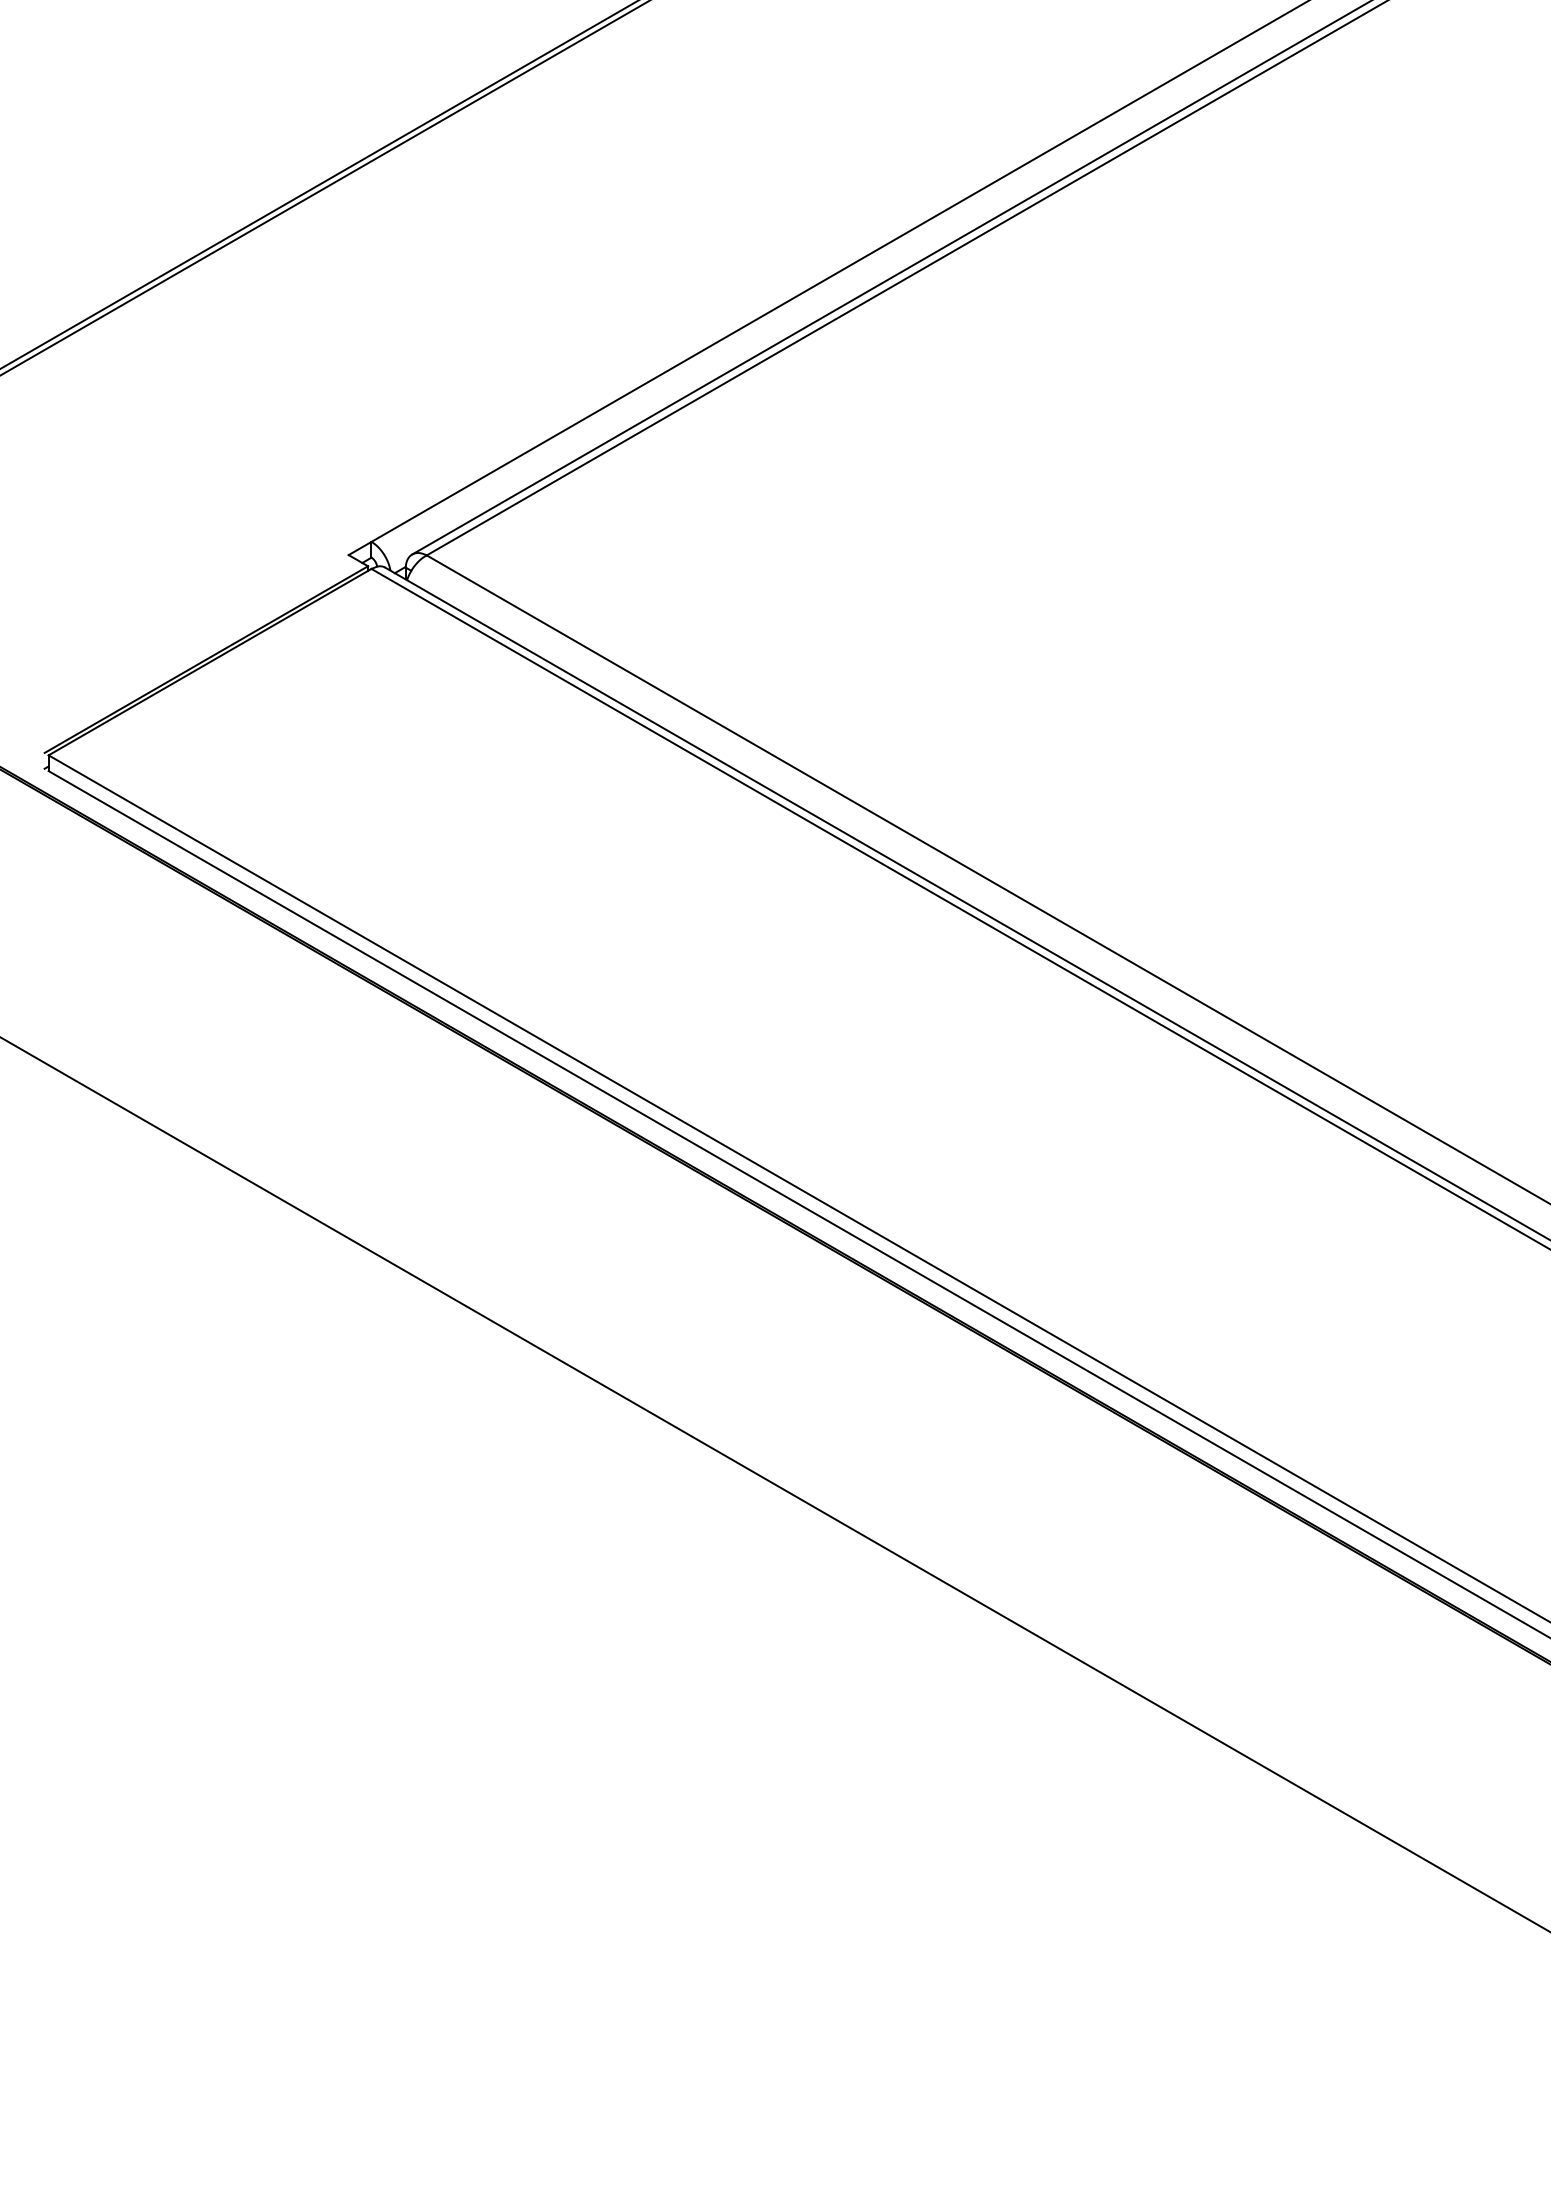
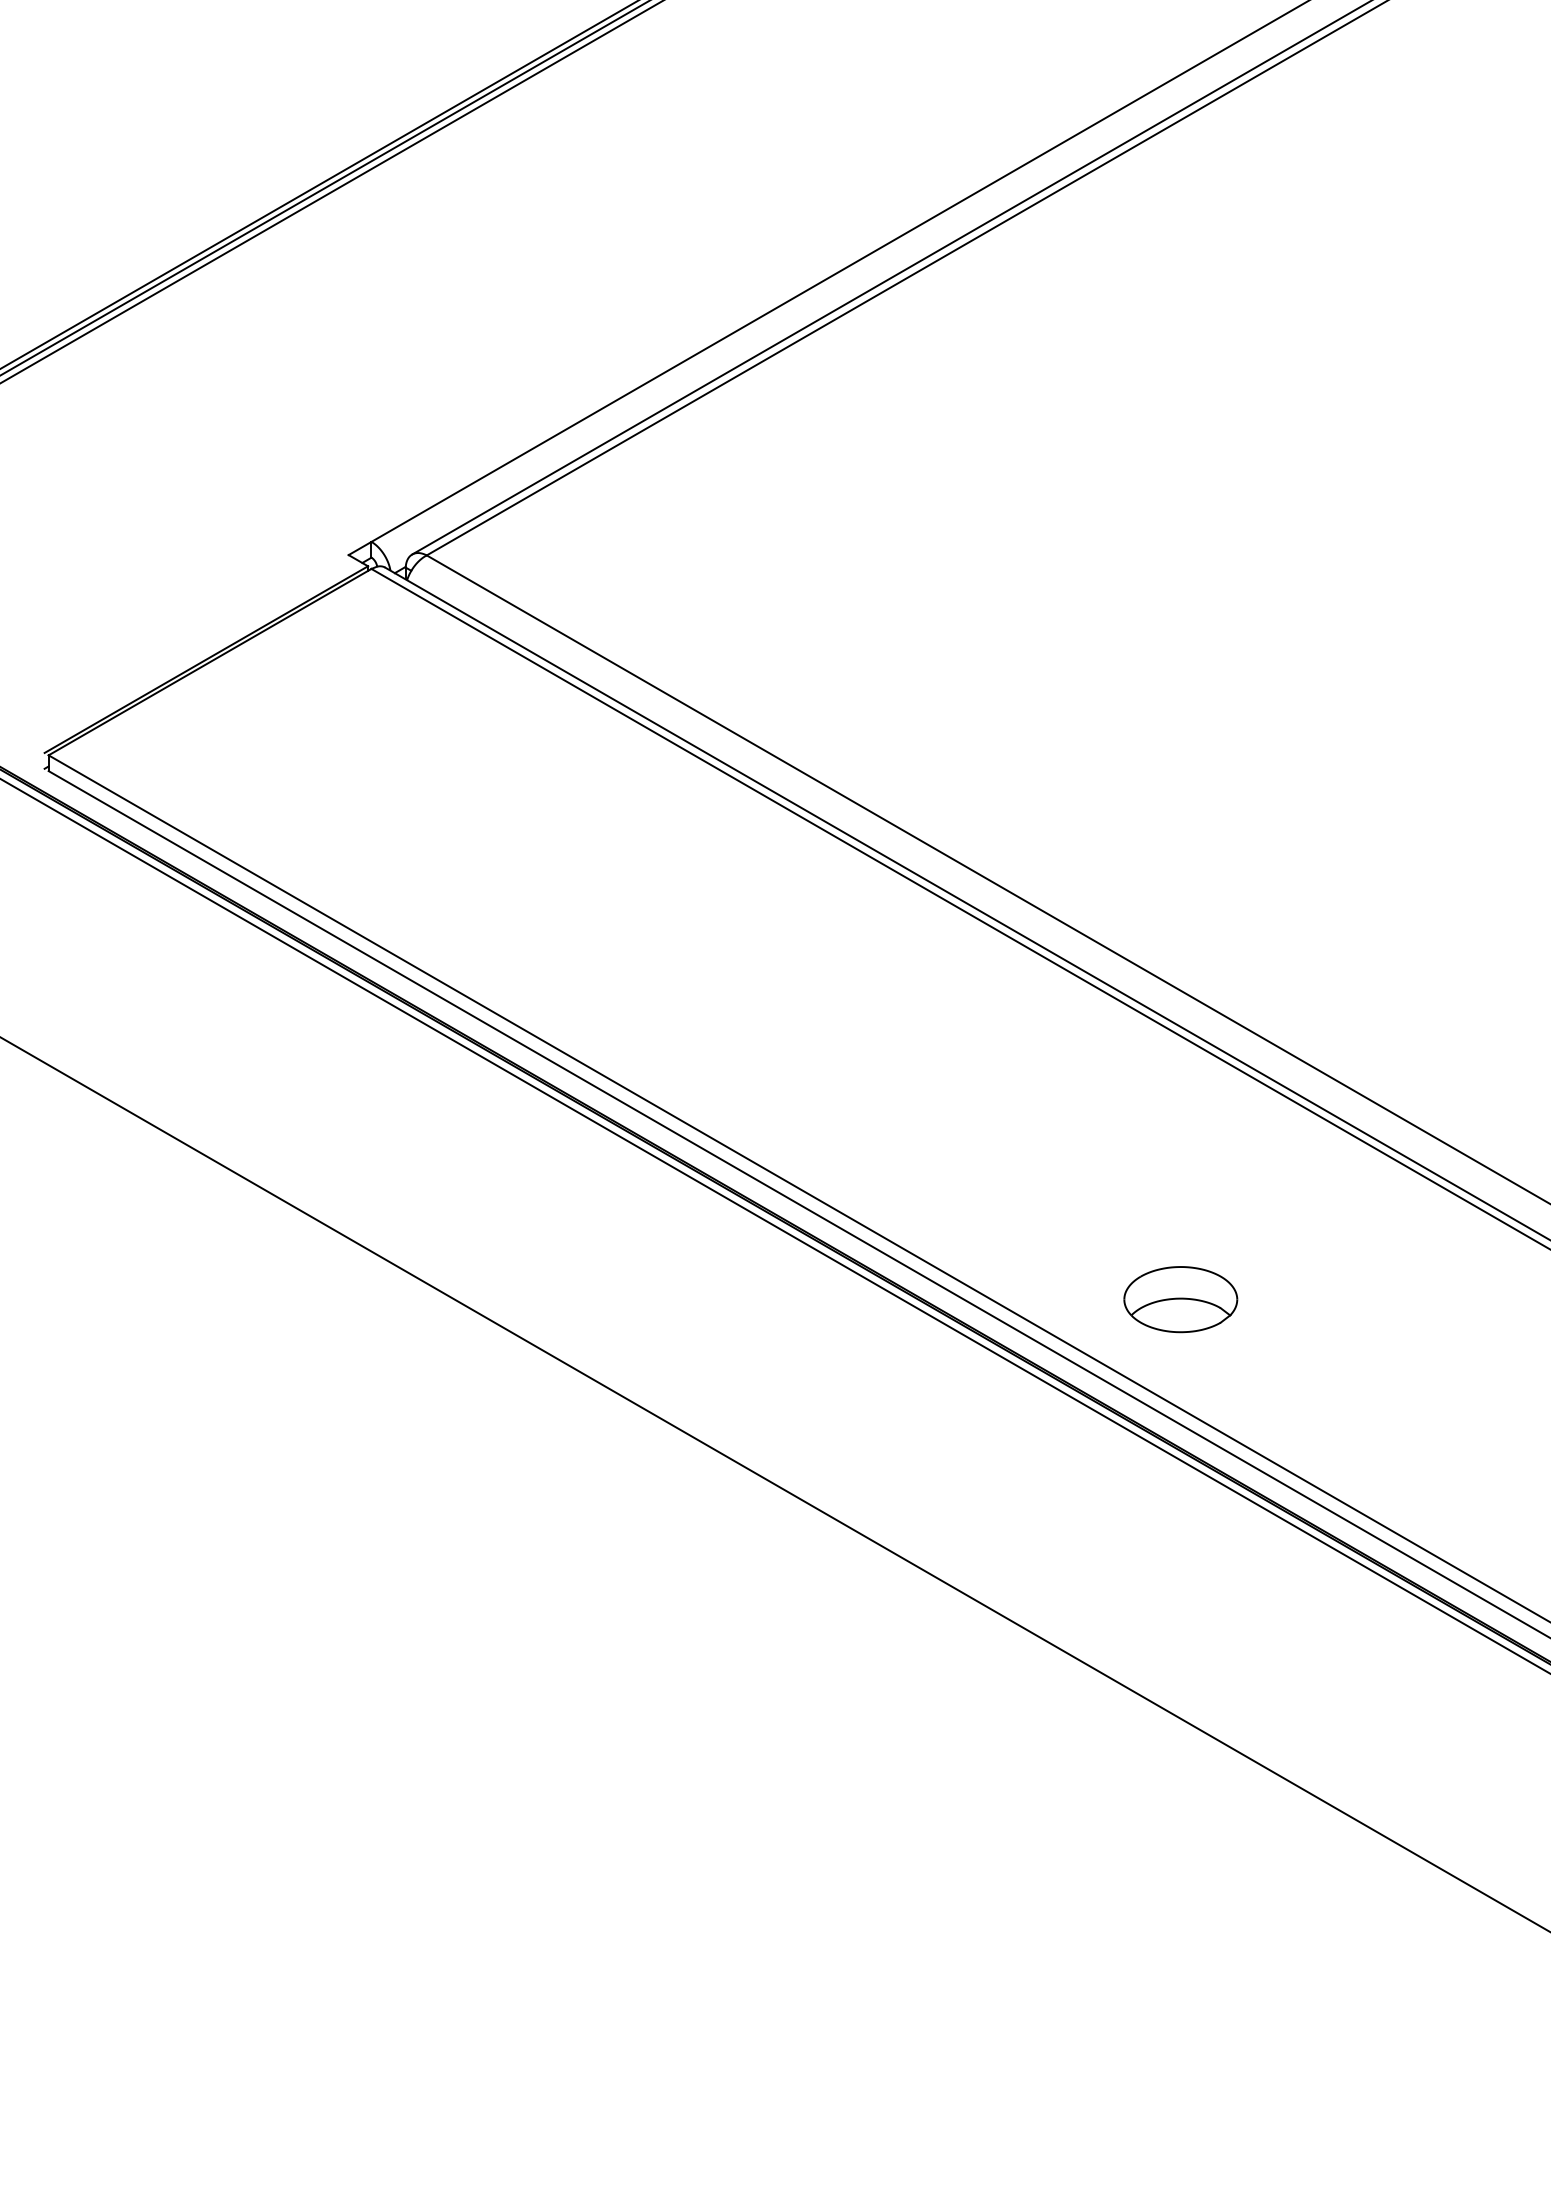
line: none -> present (331, 192)
line: none -> present (774, 1225)
part: none -> present (1180, 1299)
